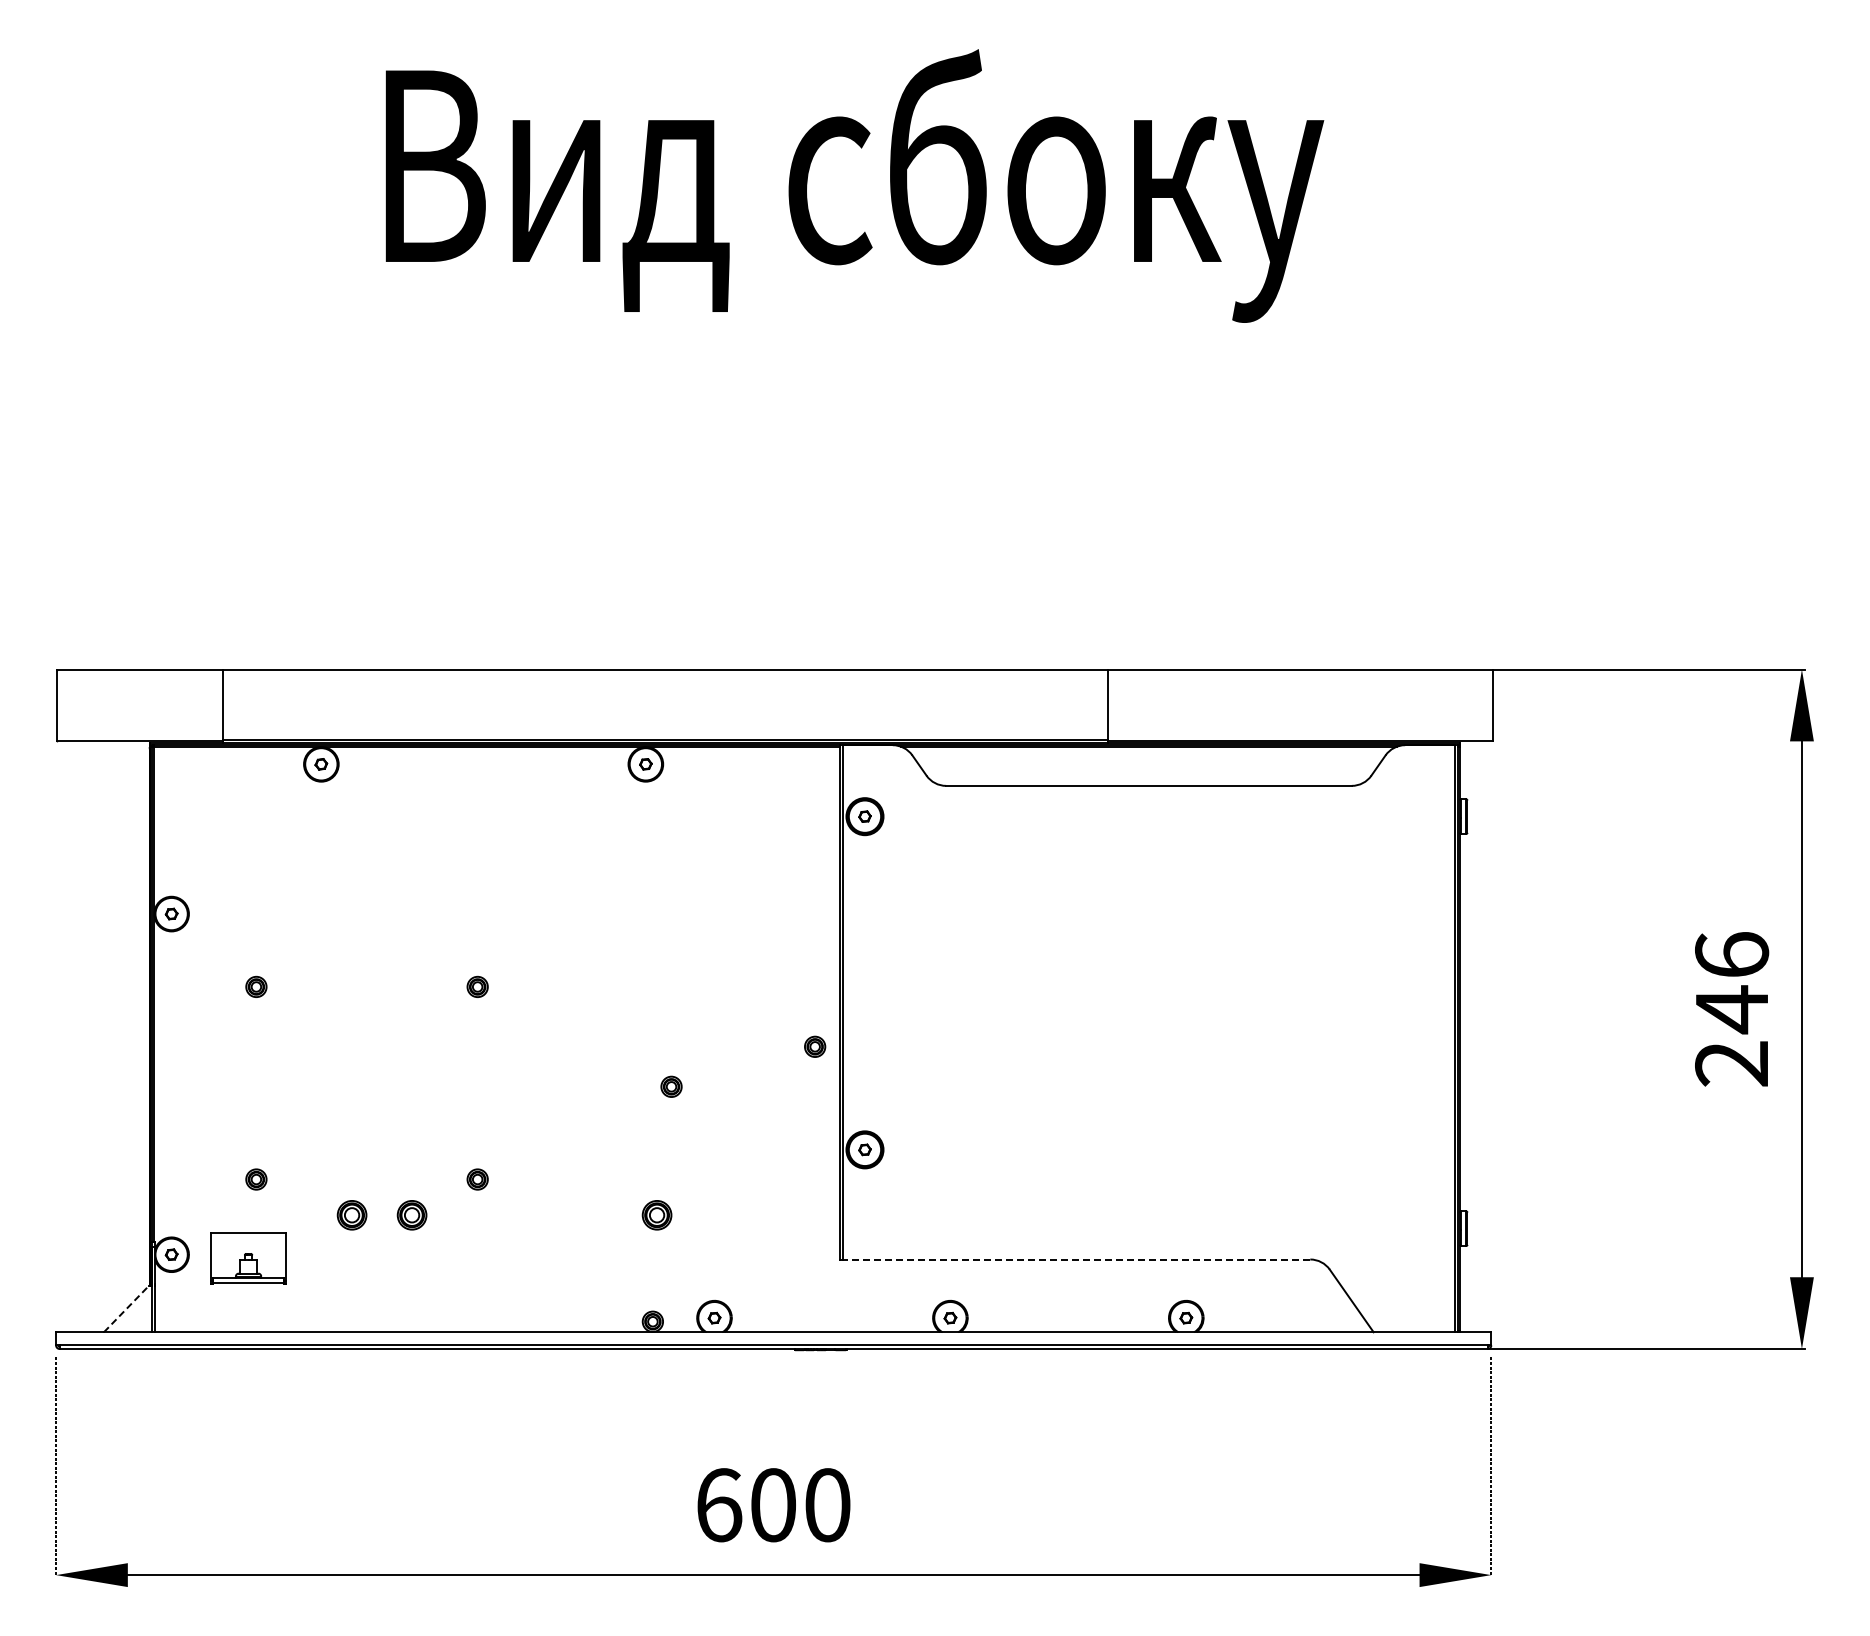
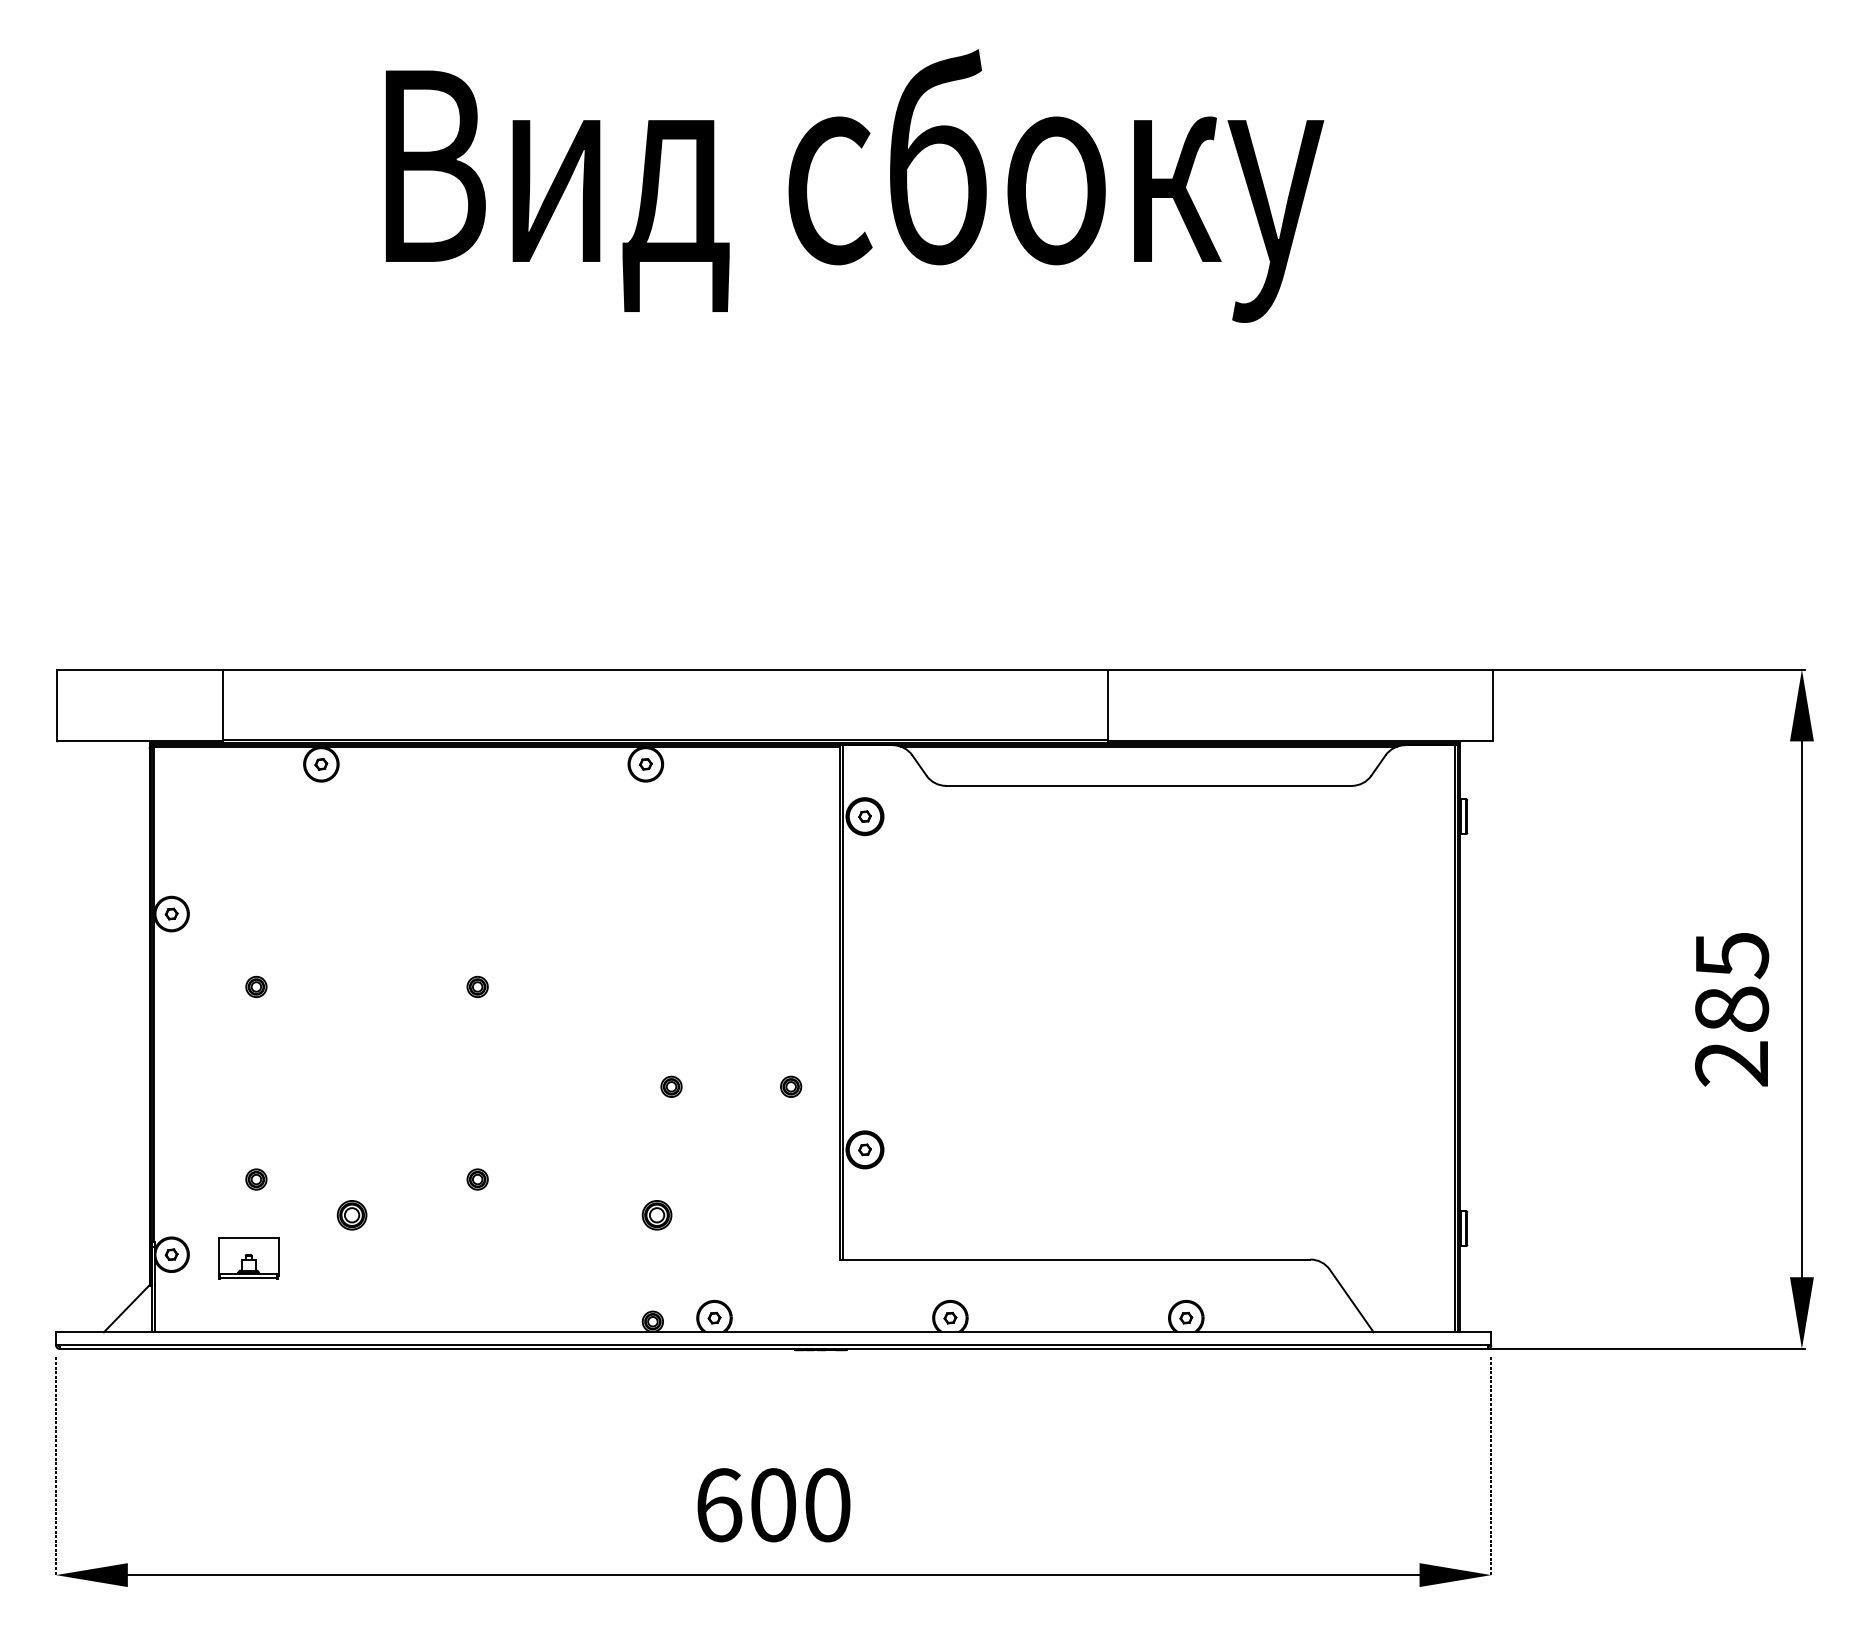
text: 246 -> 285 (1732, 983)
part position: (815, 1046) -> (791, 1086) (791, 1086)
part: present -> none (411, 1215)
part size: 77x53 px -> 62x43 px (248, 1258)
line: dashed -> solid (1076, 1259)
line: dashed -> solid (126, 1308)
